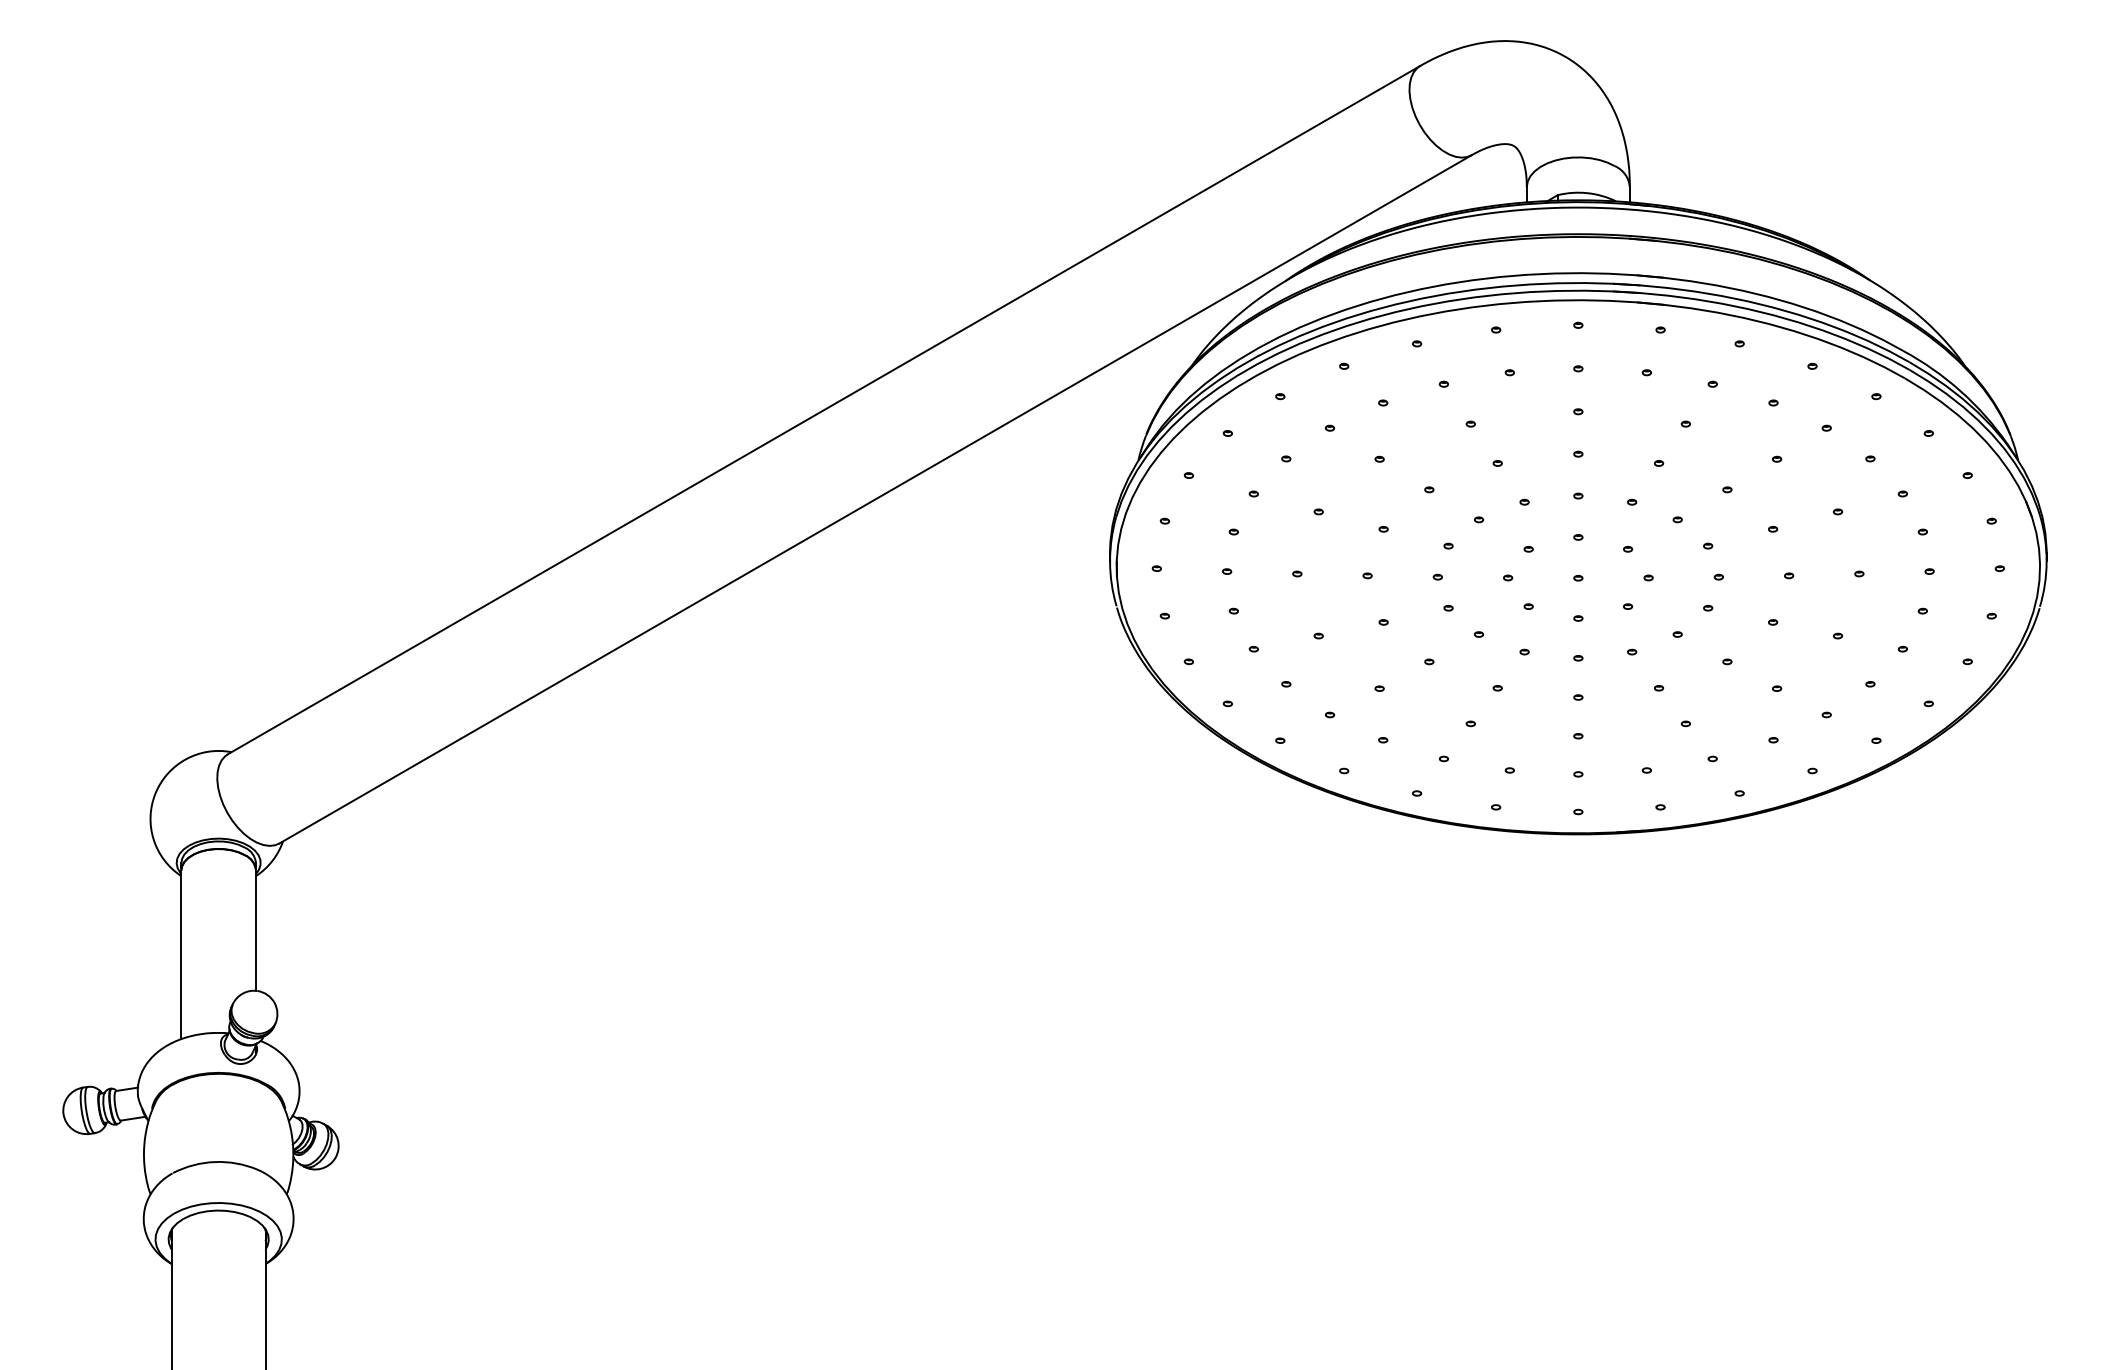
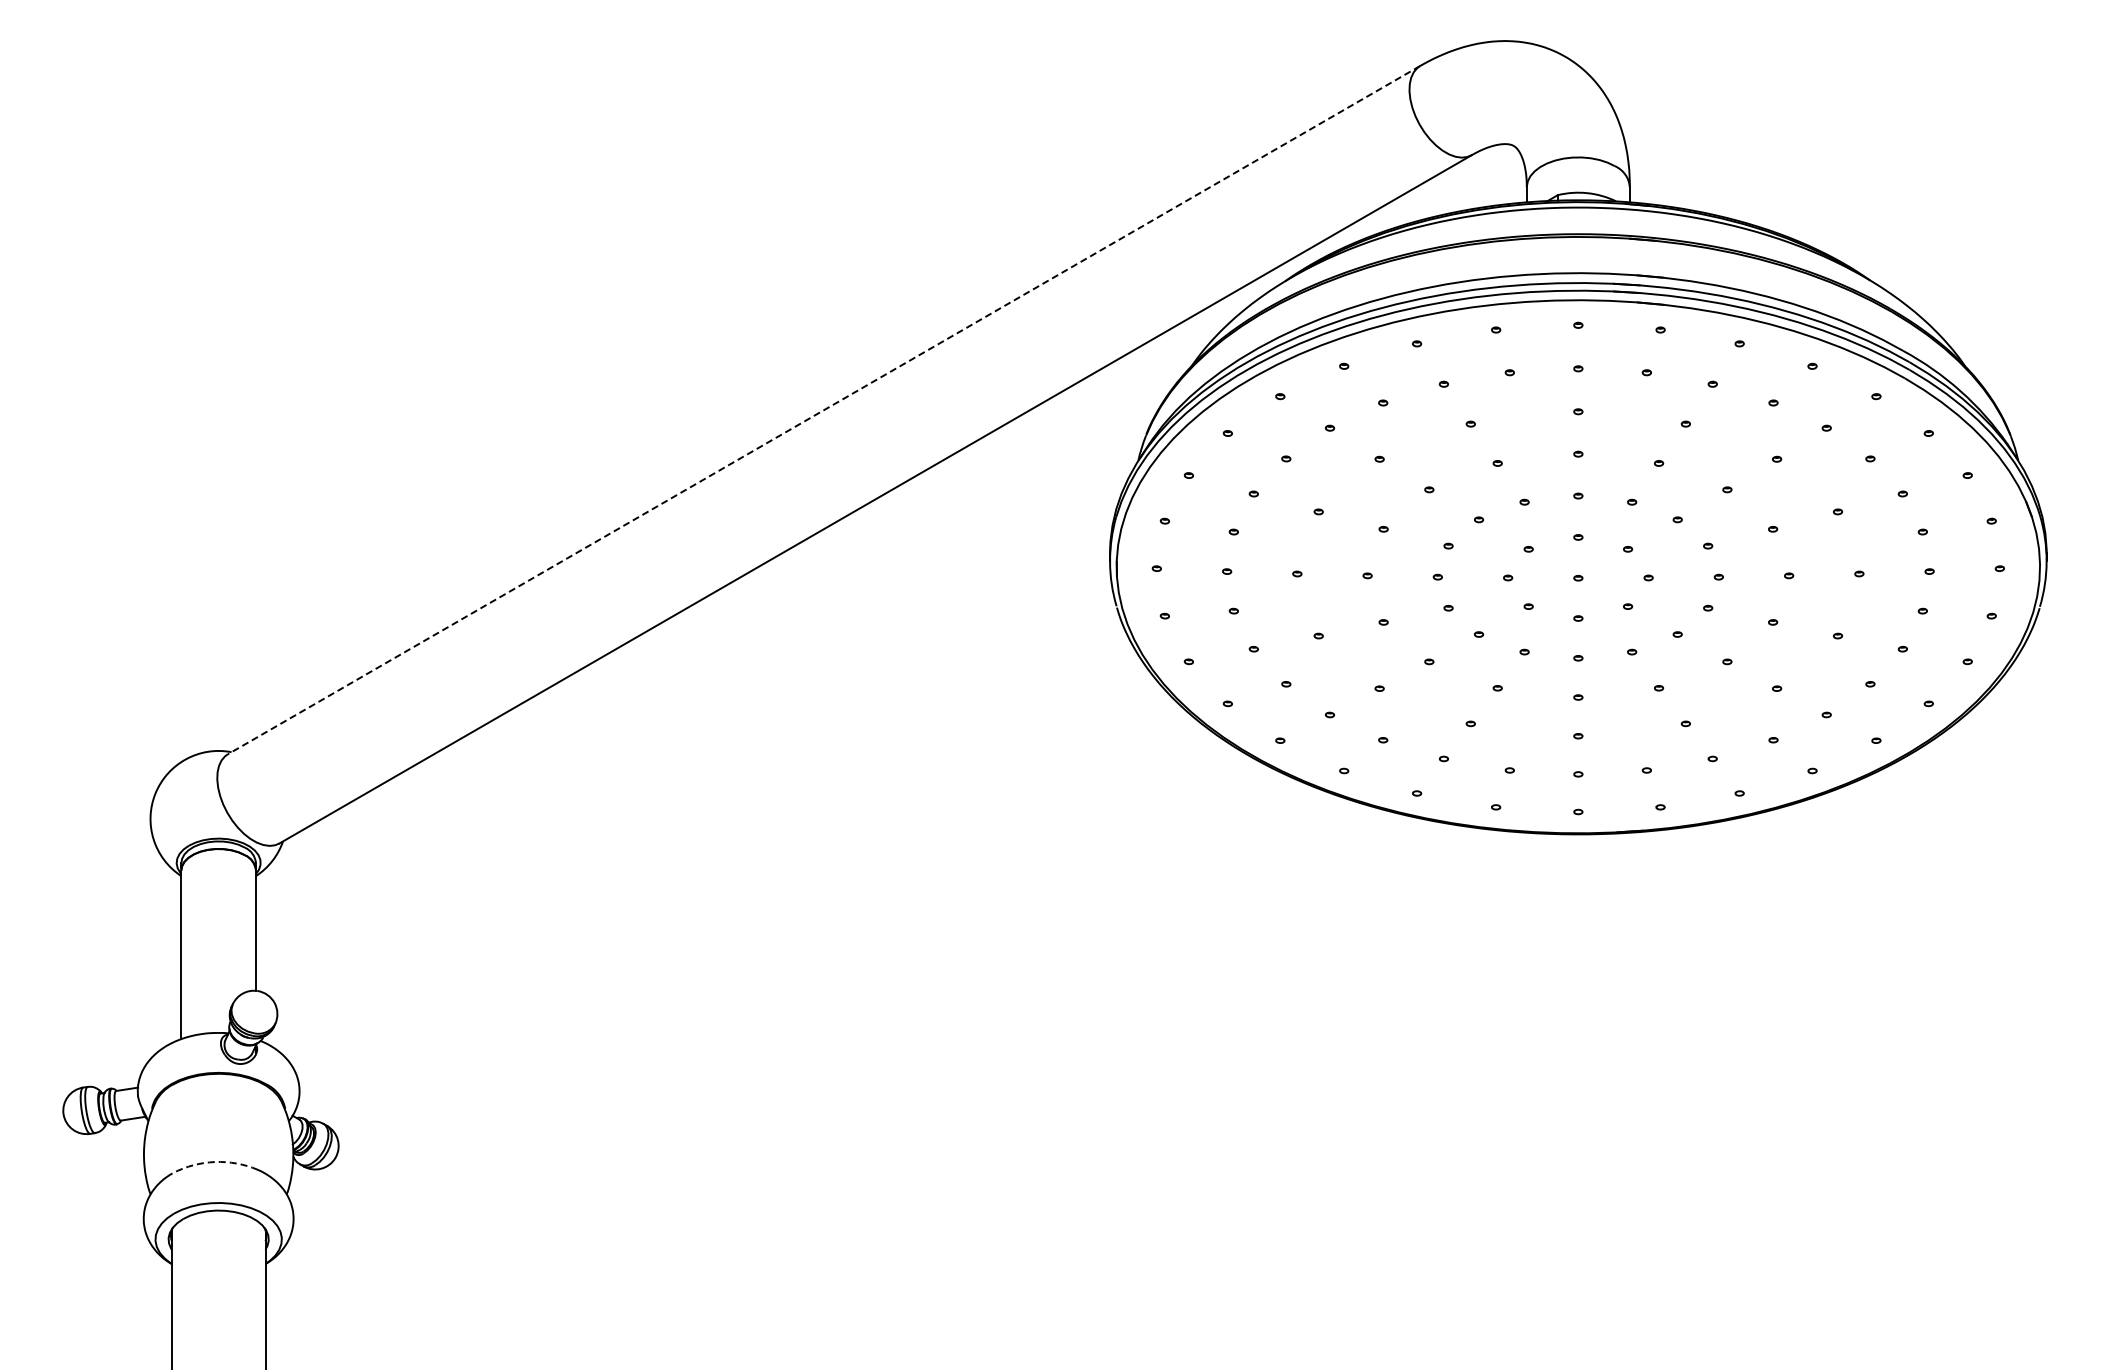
line: solid -> dashed (823, 410)
arc: solid -> dashed (215, 1162)
